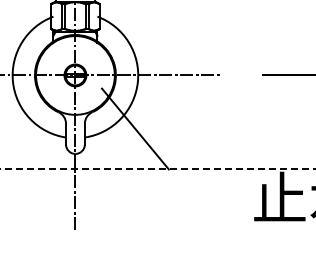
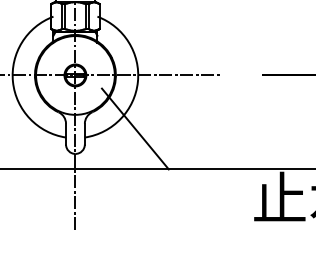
line: dashed -> solid (158, 169)
